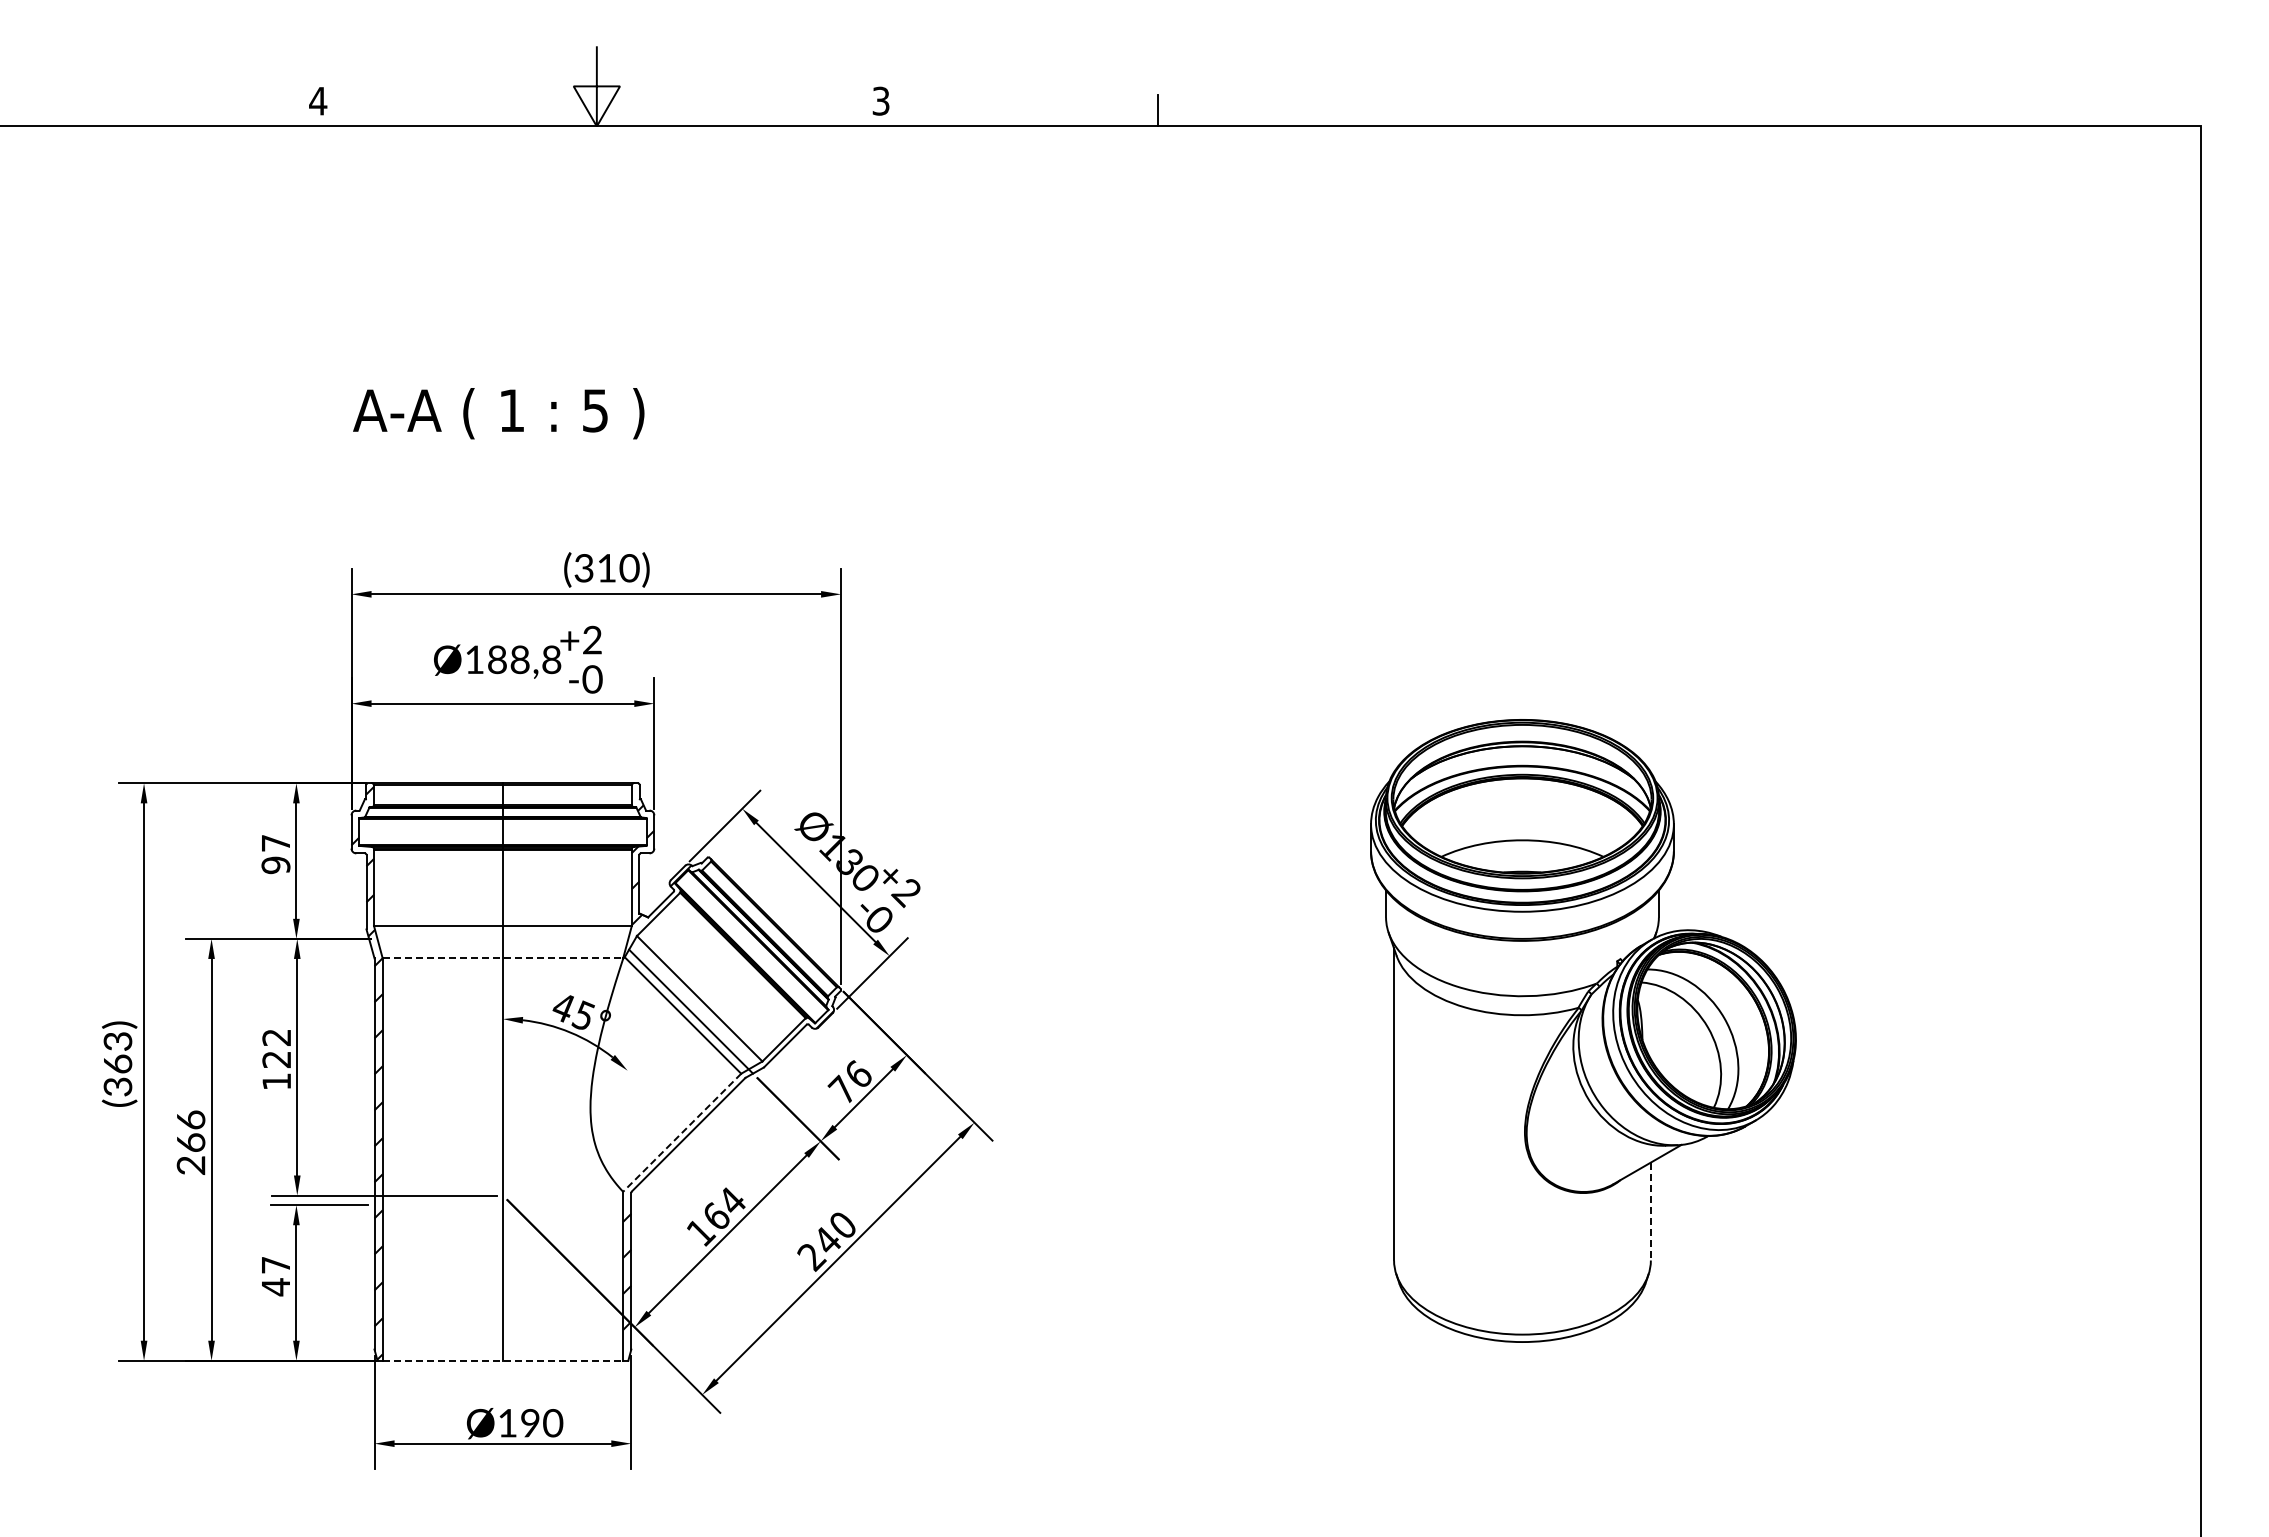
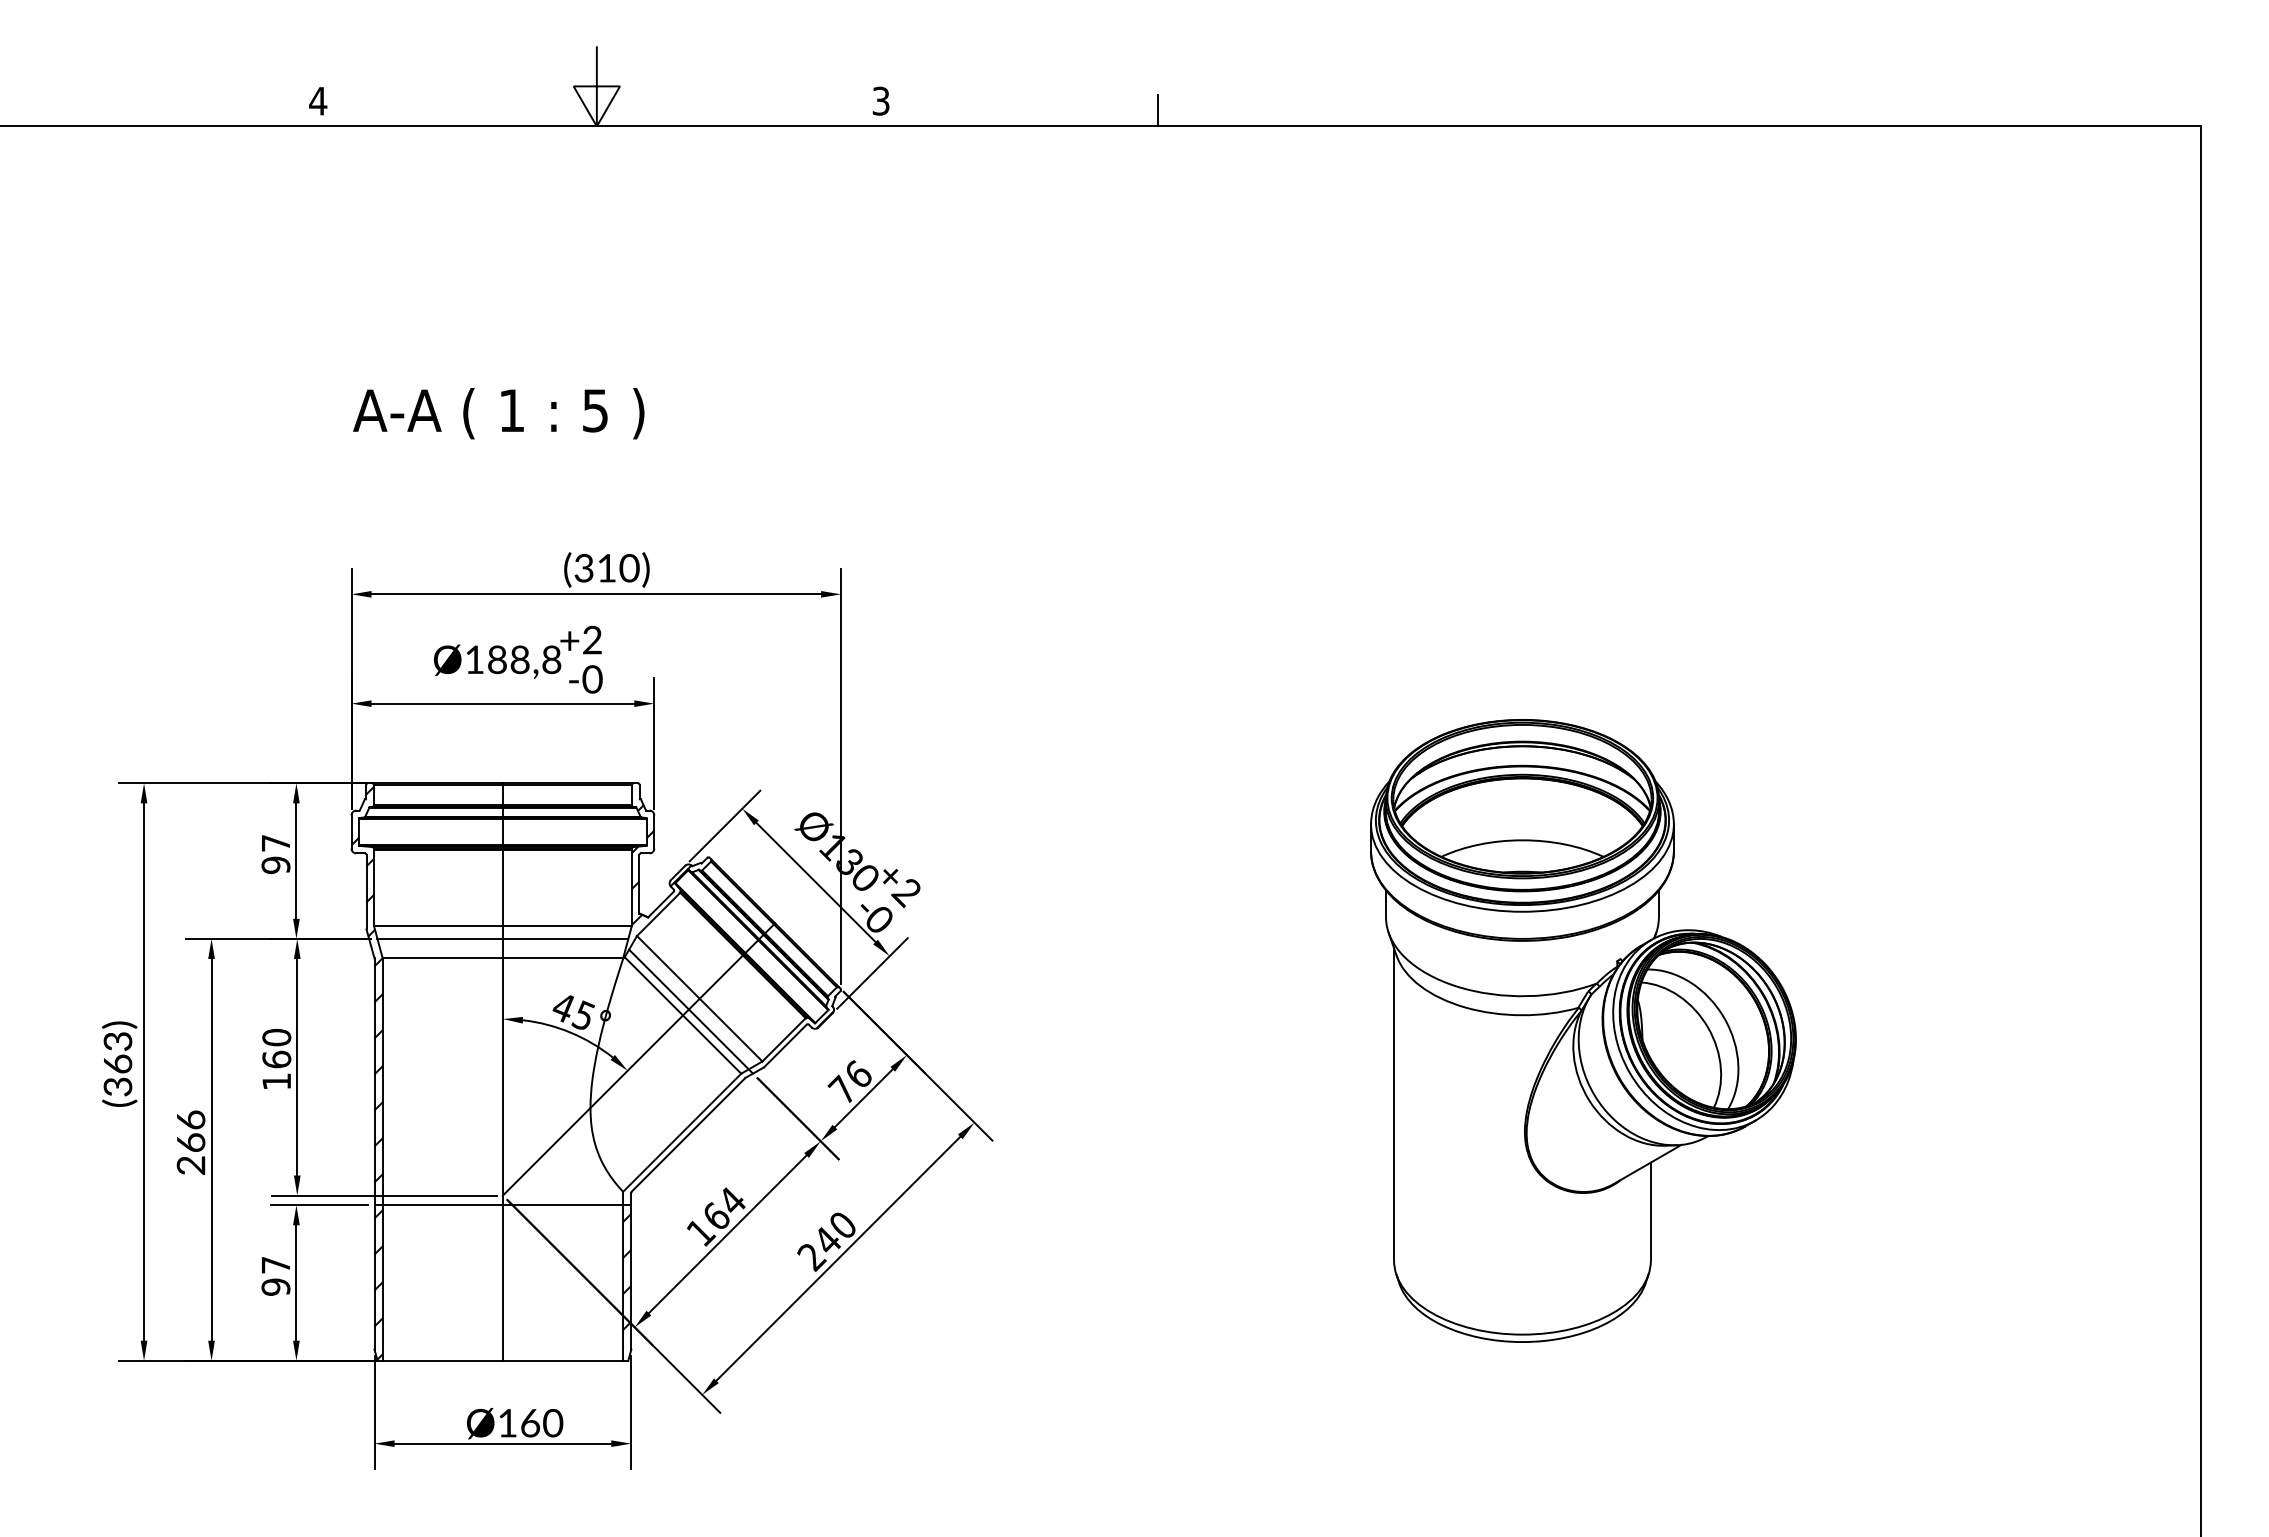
line: none -> present (502, 938)
line: dashed -> solid (503, 958)
text: 122 -> 160 (276, 1048)
line: none -> present (638, 1059)
line: dashed -> solid (682, 1132)
line: none -> present (502, 1205)
line: dashed -> solid (1650, 1211)
text: 47 -> 97 (275, 1287)
line: dashed -> solid (503, 1360)
text: Ø190 -> Ø160 (530, 1422)
